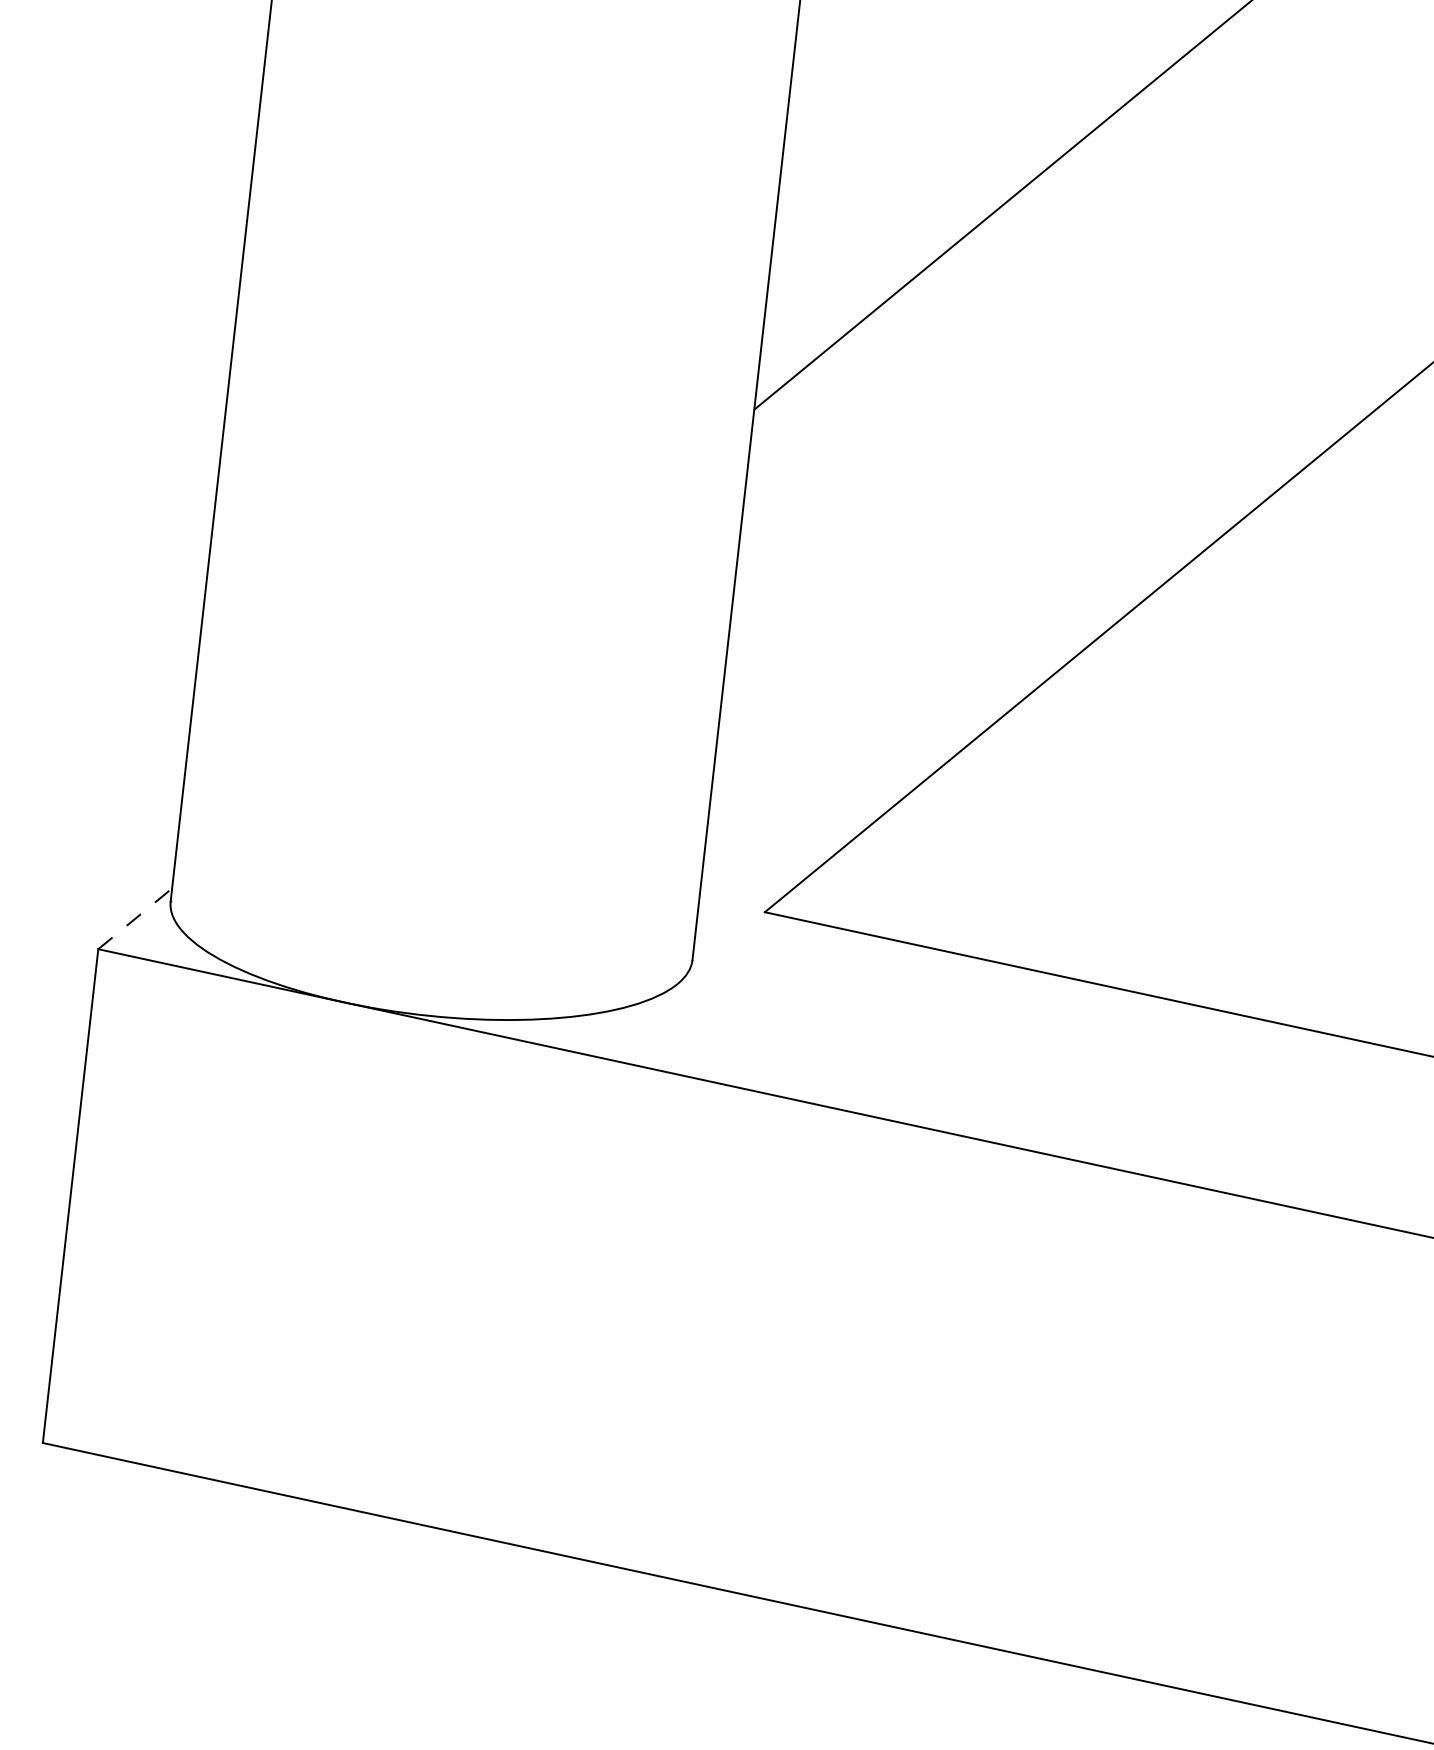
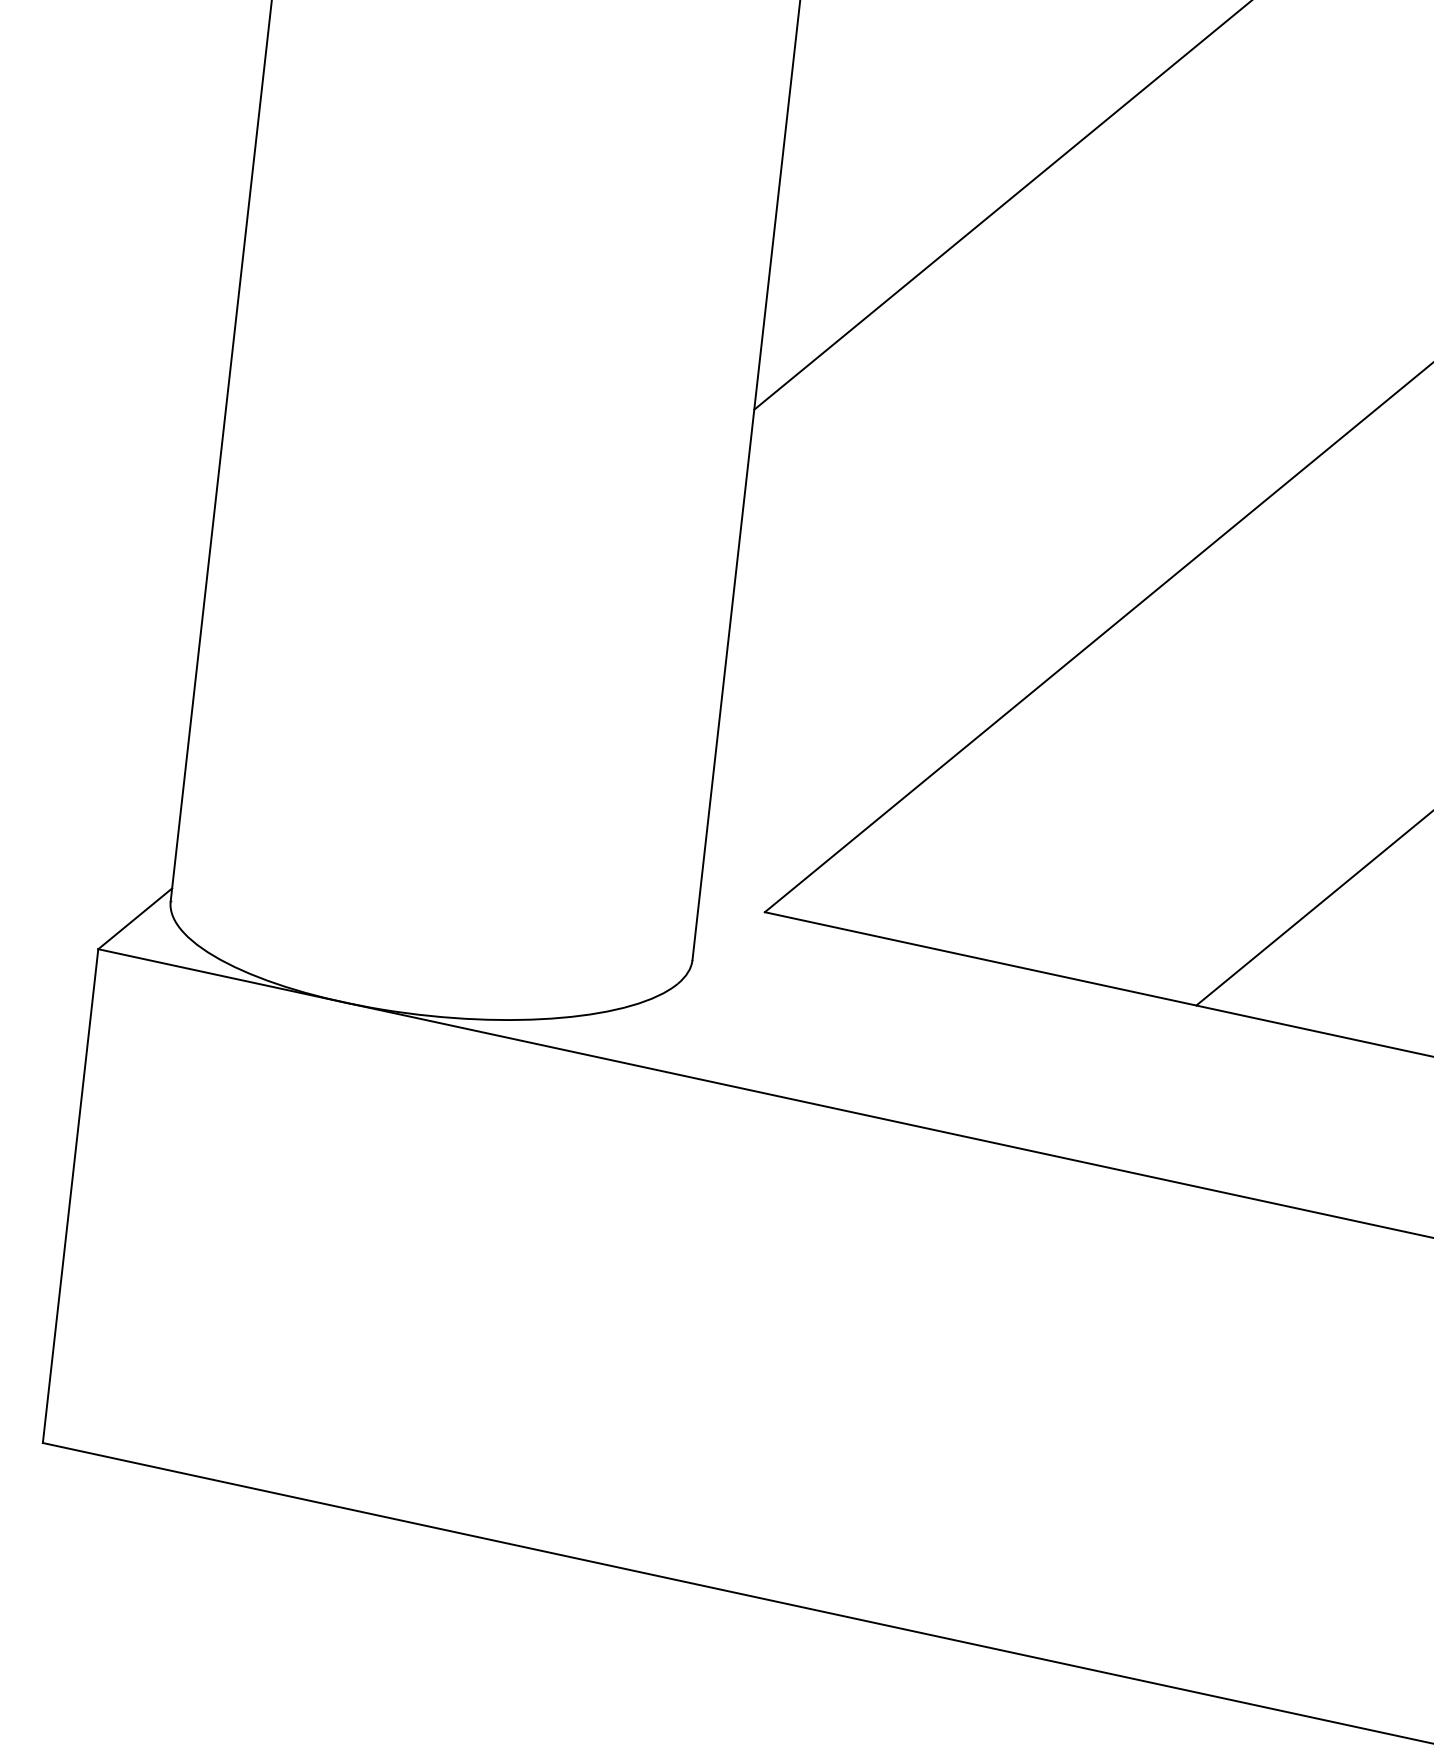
line: none -> present (1313, 909)
line: dashed -> solid (135, 918)
